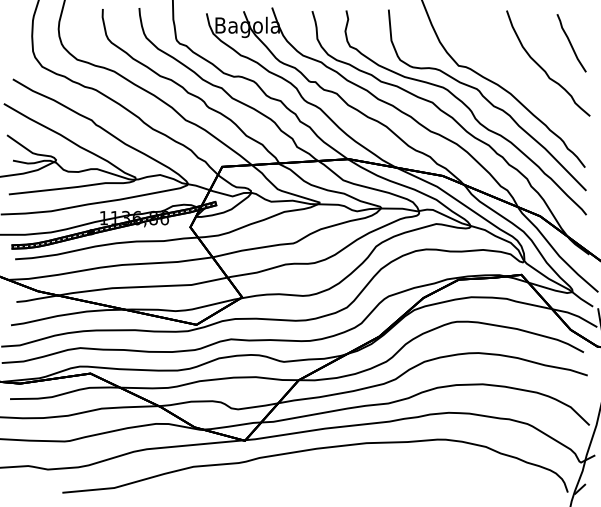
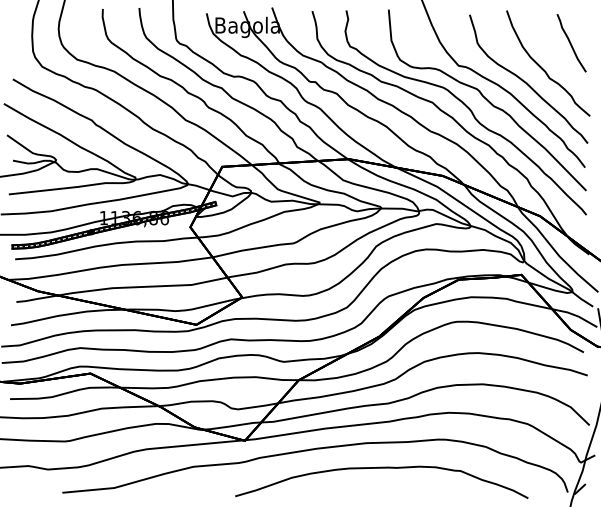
curve: none -> present (527, 82)
curve: none -> present (381, 468)
